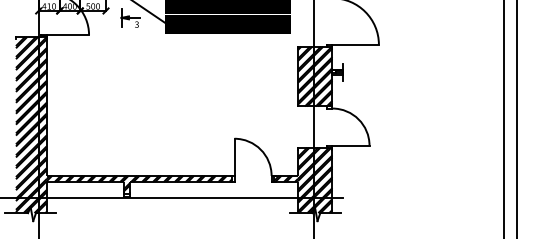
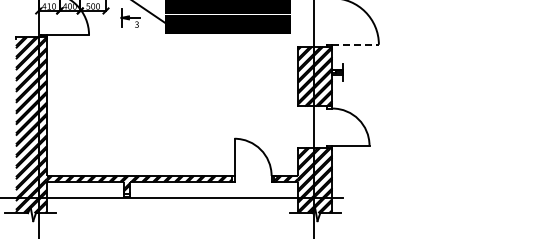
line: solid -> dashed (356, 44)
line: present -> none (504, 118)
line: present -> none (517, 118)
